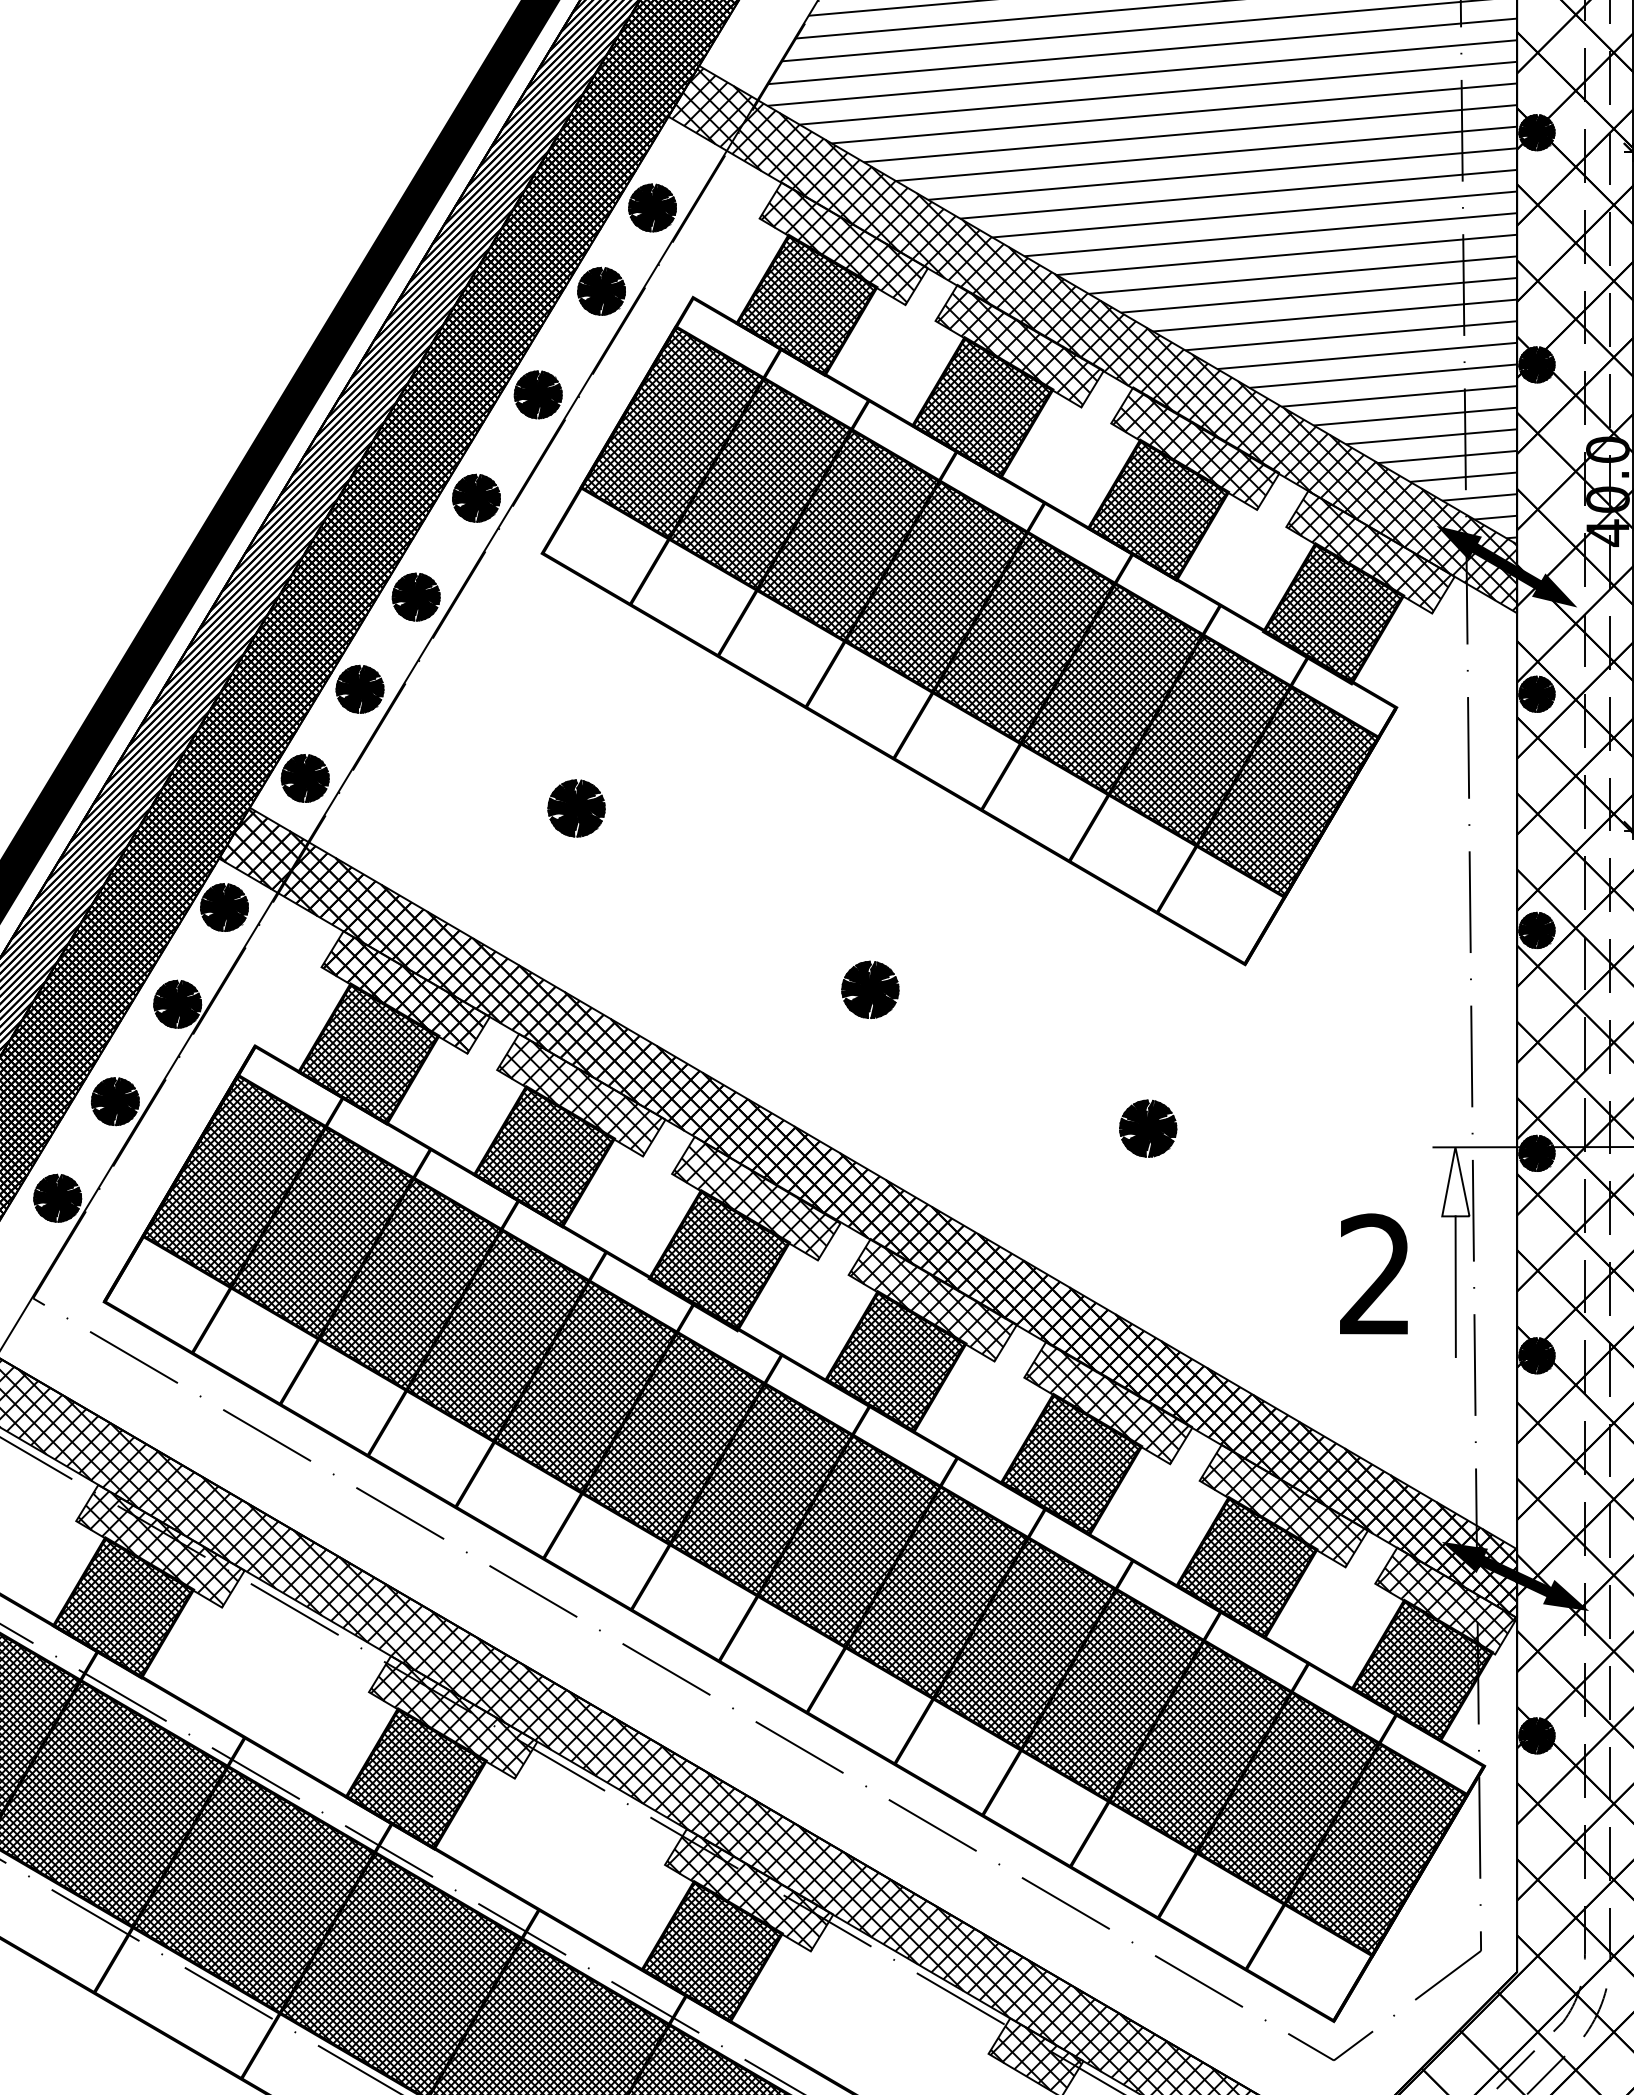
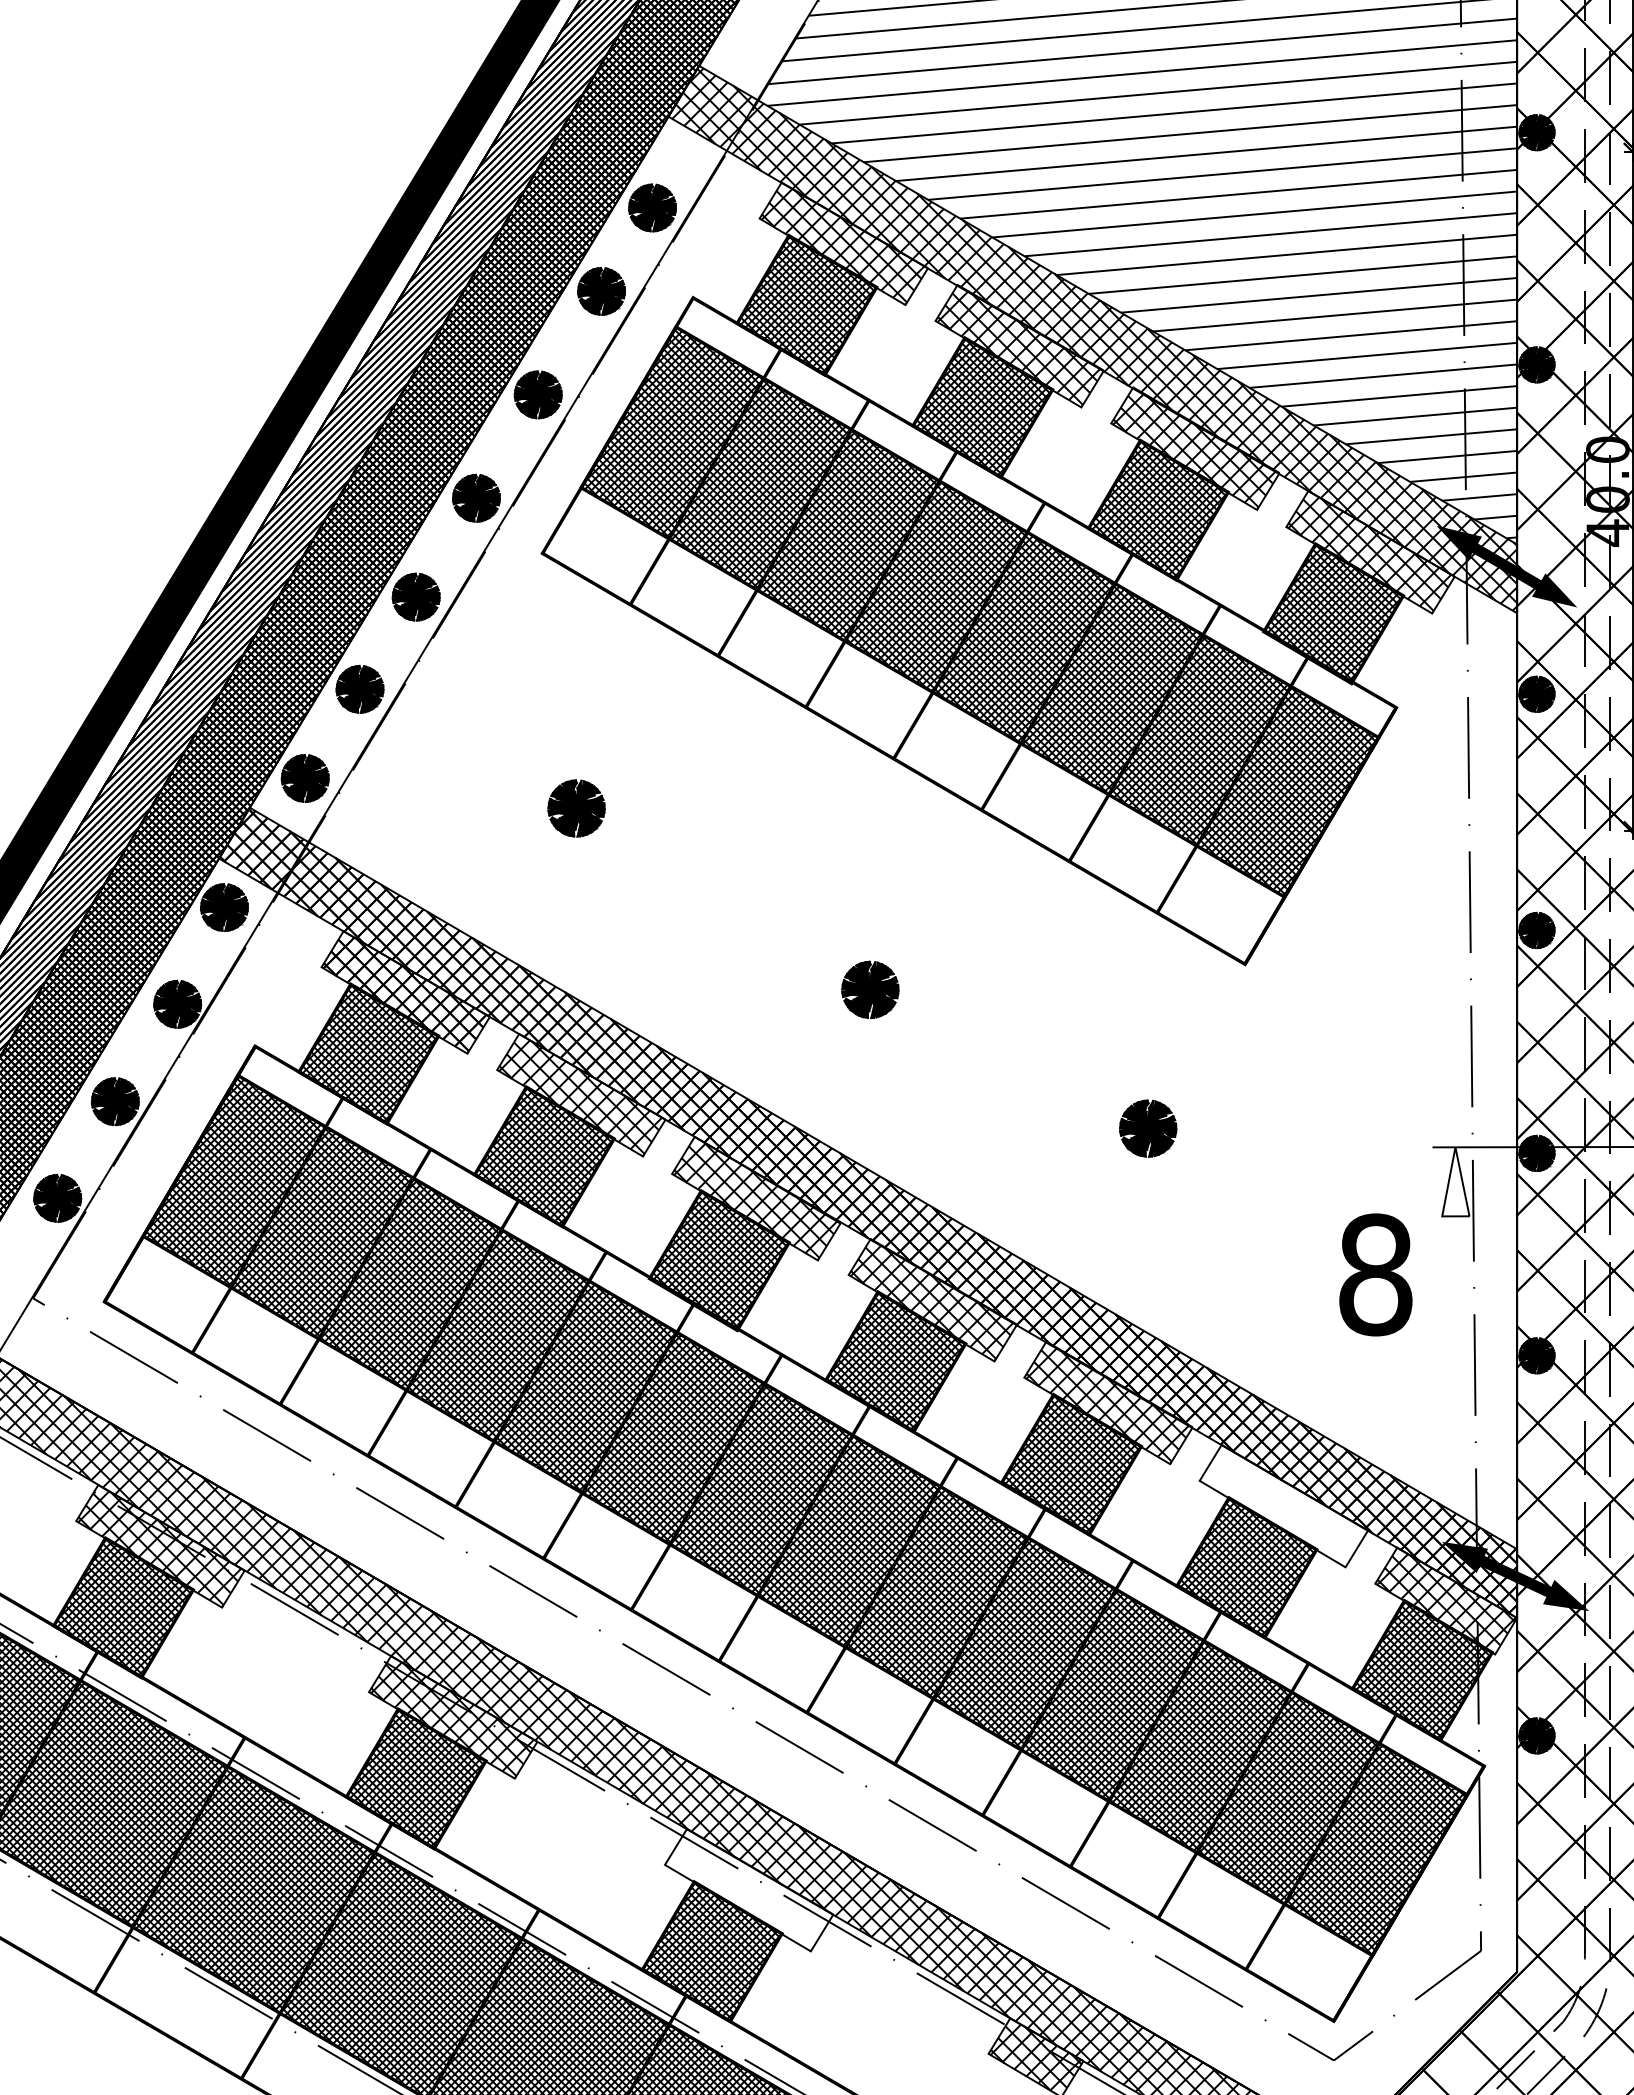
text: 2 -> 8 (1375, 1274)
line: present -> none (1455, 1286)
hatch: present -> none (1282, 1509)
hatch: present -> none (748, 1893)
